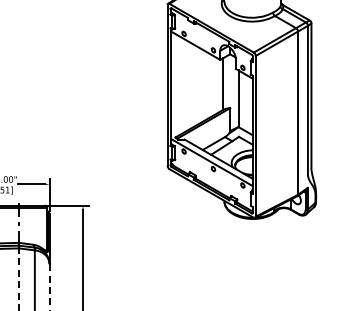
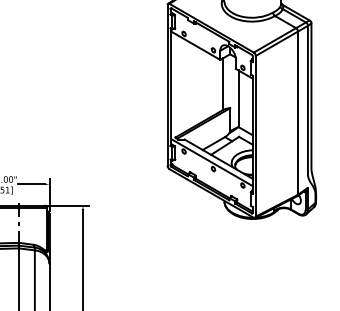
line: dashed -> solid (18, 279)
line: dashed -> solid (49, 287)
